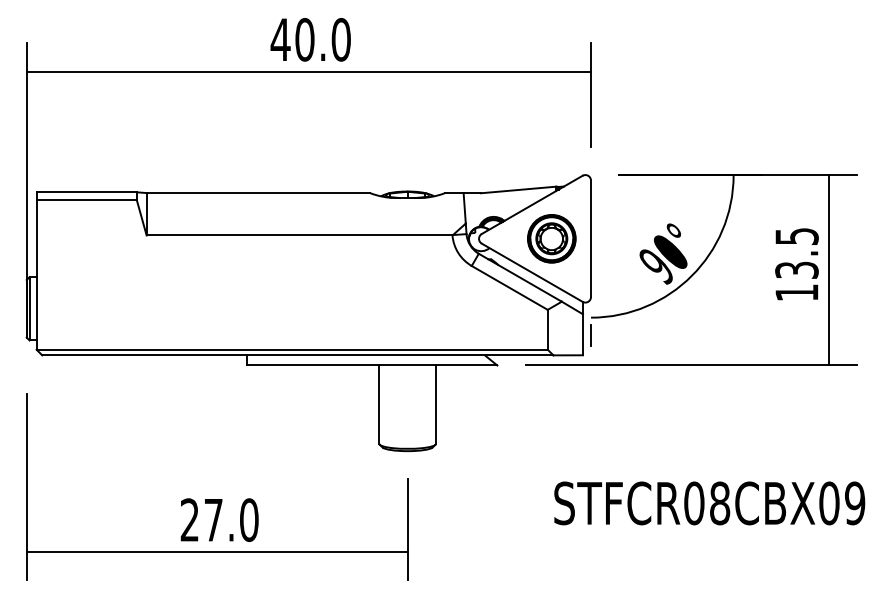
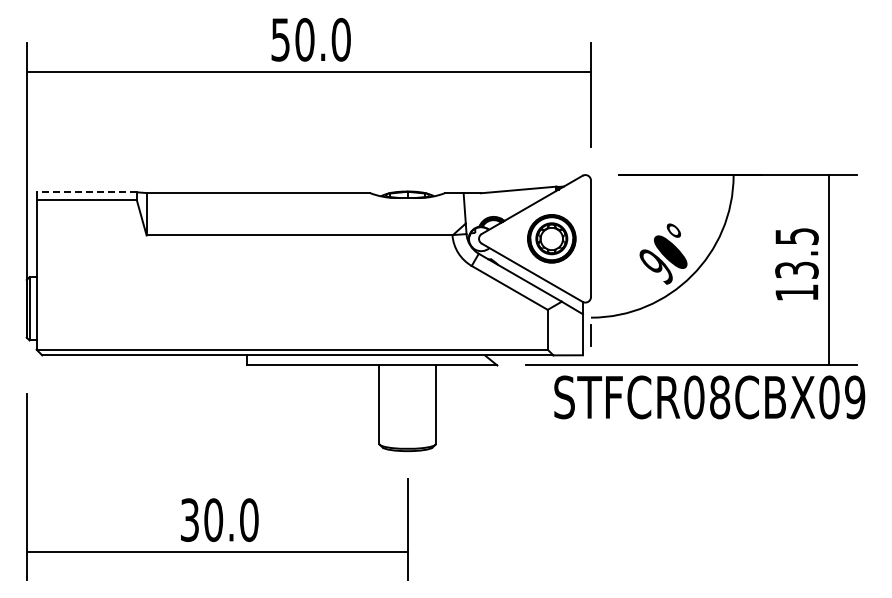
text: 40.0 -> 50.0 (280, 39)
line: solid -> dashed (86, 192)
text position: (709, 503) -> (709, 397) (709, 397)
text: 27.0 -> 30.0 (201, 520)
